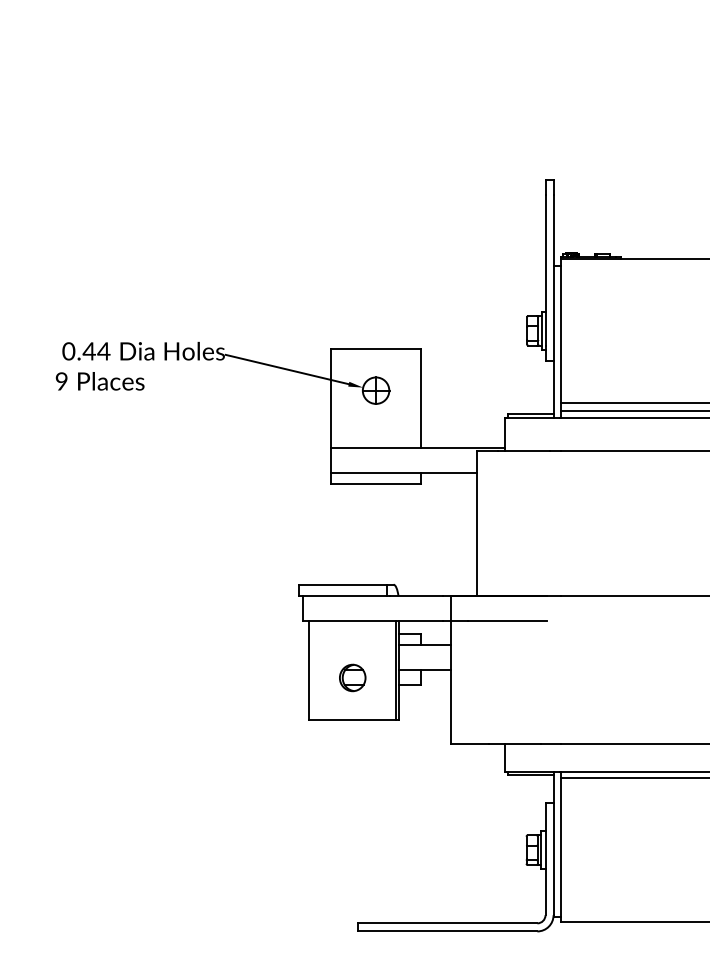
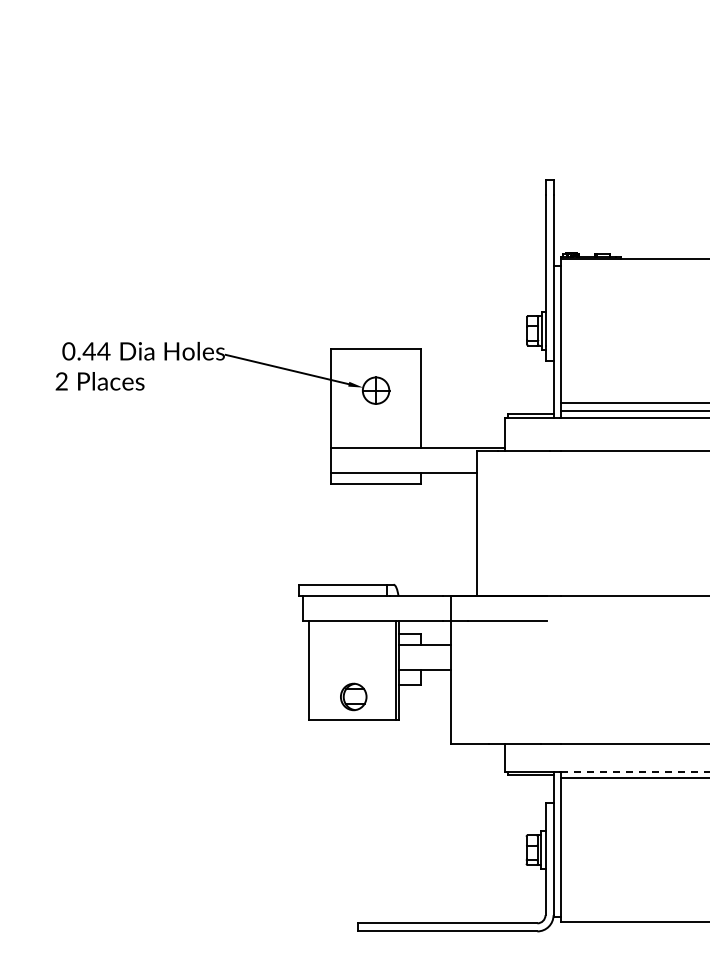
text: 9 -> 2 (61, 381)
part position: (352, 677) -> (353, 696) (353, 696)
line: solid -> dashed (635, 771)
